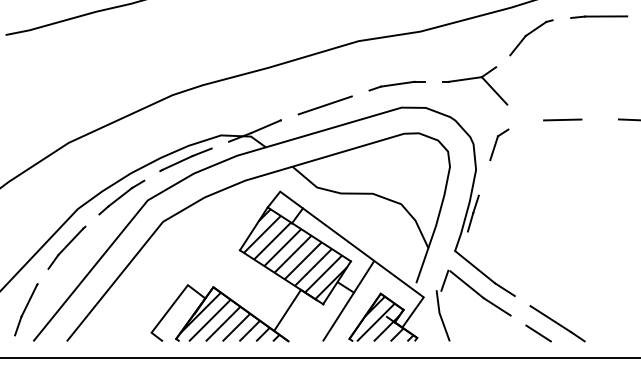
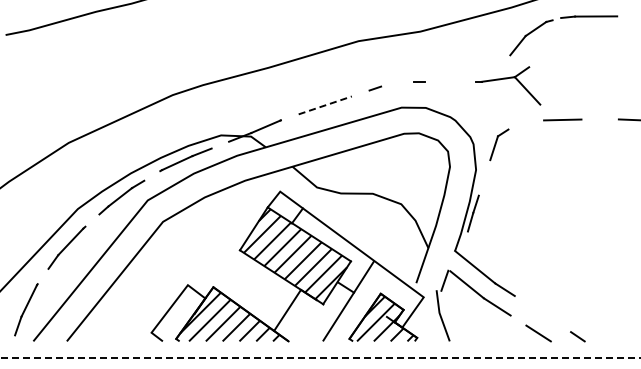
line position: (599, 16) -> (589, 16) (589, 16)
part position: (474, 79) -> (507, 79) (507, 79)
line: present -> none (397, 83)
line: solid -> dashed (325, 105)
line: present -> none (550, 319)
line: solid -> dashed (320, 357)
